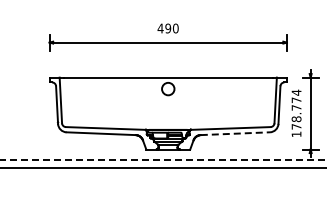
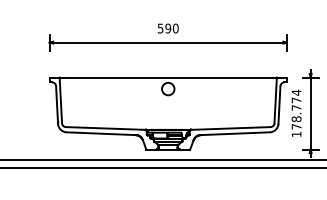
text: 490 -> 590 (160, 28)
line: dashed -> solid (235, 133)
line: dashed -> solid (164, 160)
